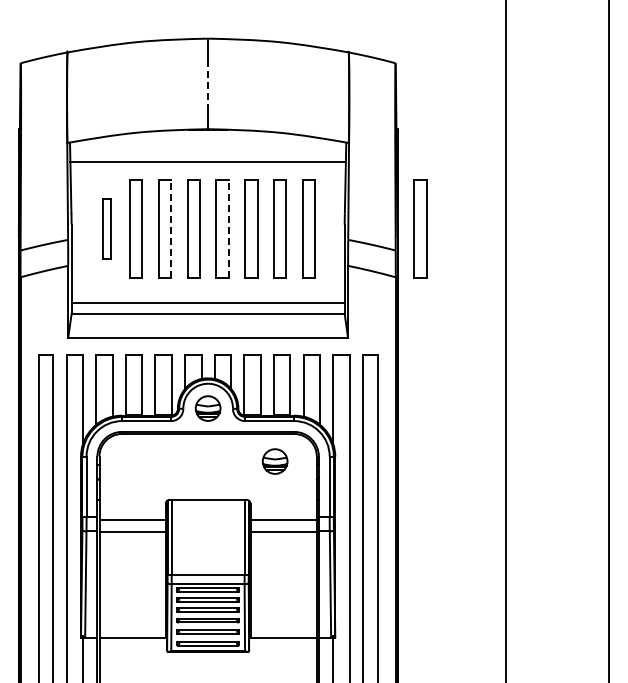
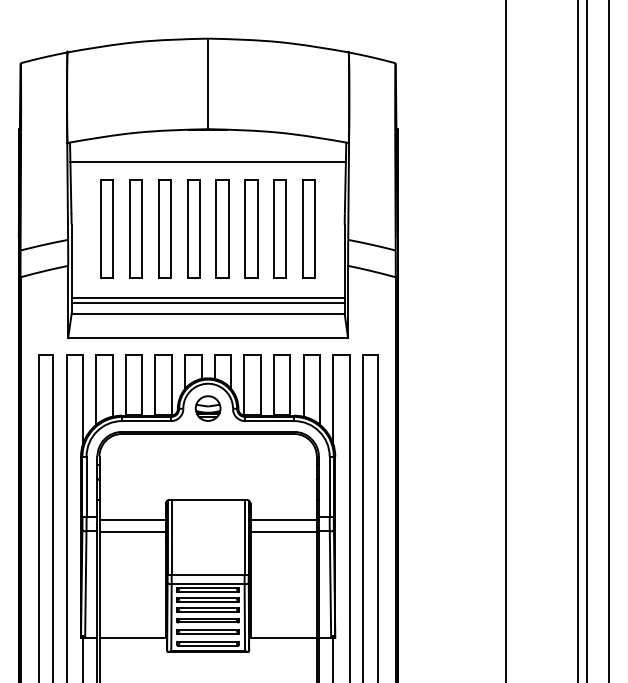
line: dashed -> solid (208, 83)
part size: 10x62 px -> 14x100 px (106, 228)
line: dashed -> solid (171, 228)
line: dashed -> solid (228, 228)
part: present -> none (420, 228)
line: none -> present (207, 297)
line: none -> present (578, 340)
line: none -> present (586, 340)
part: present -> none (274, 461)
